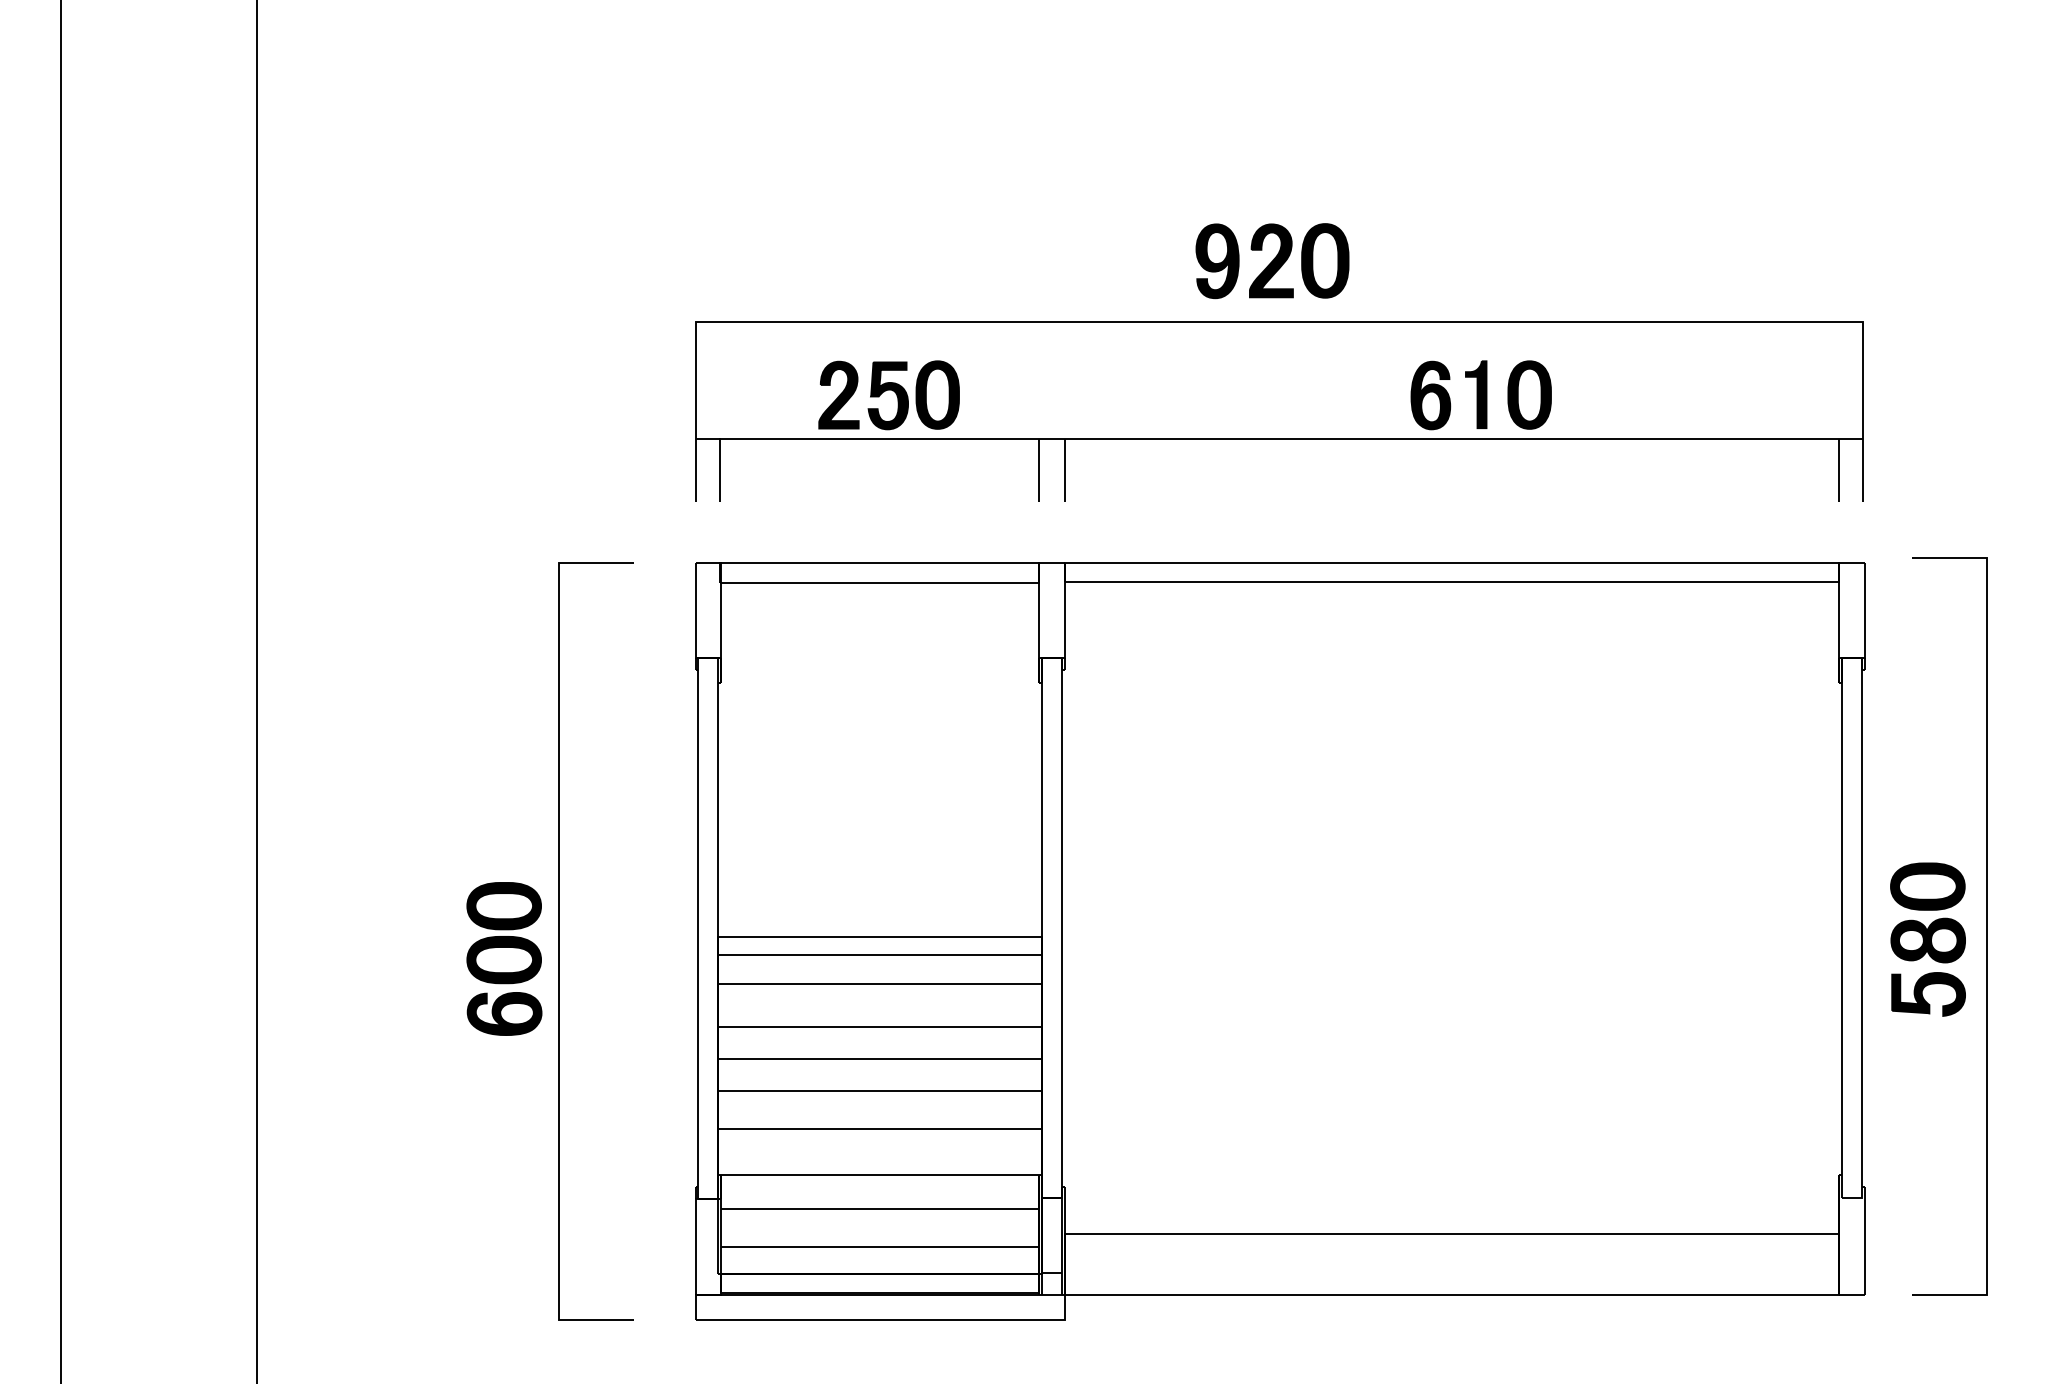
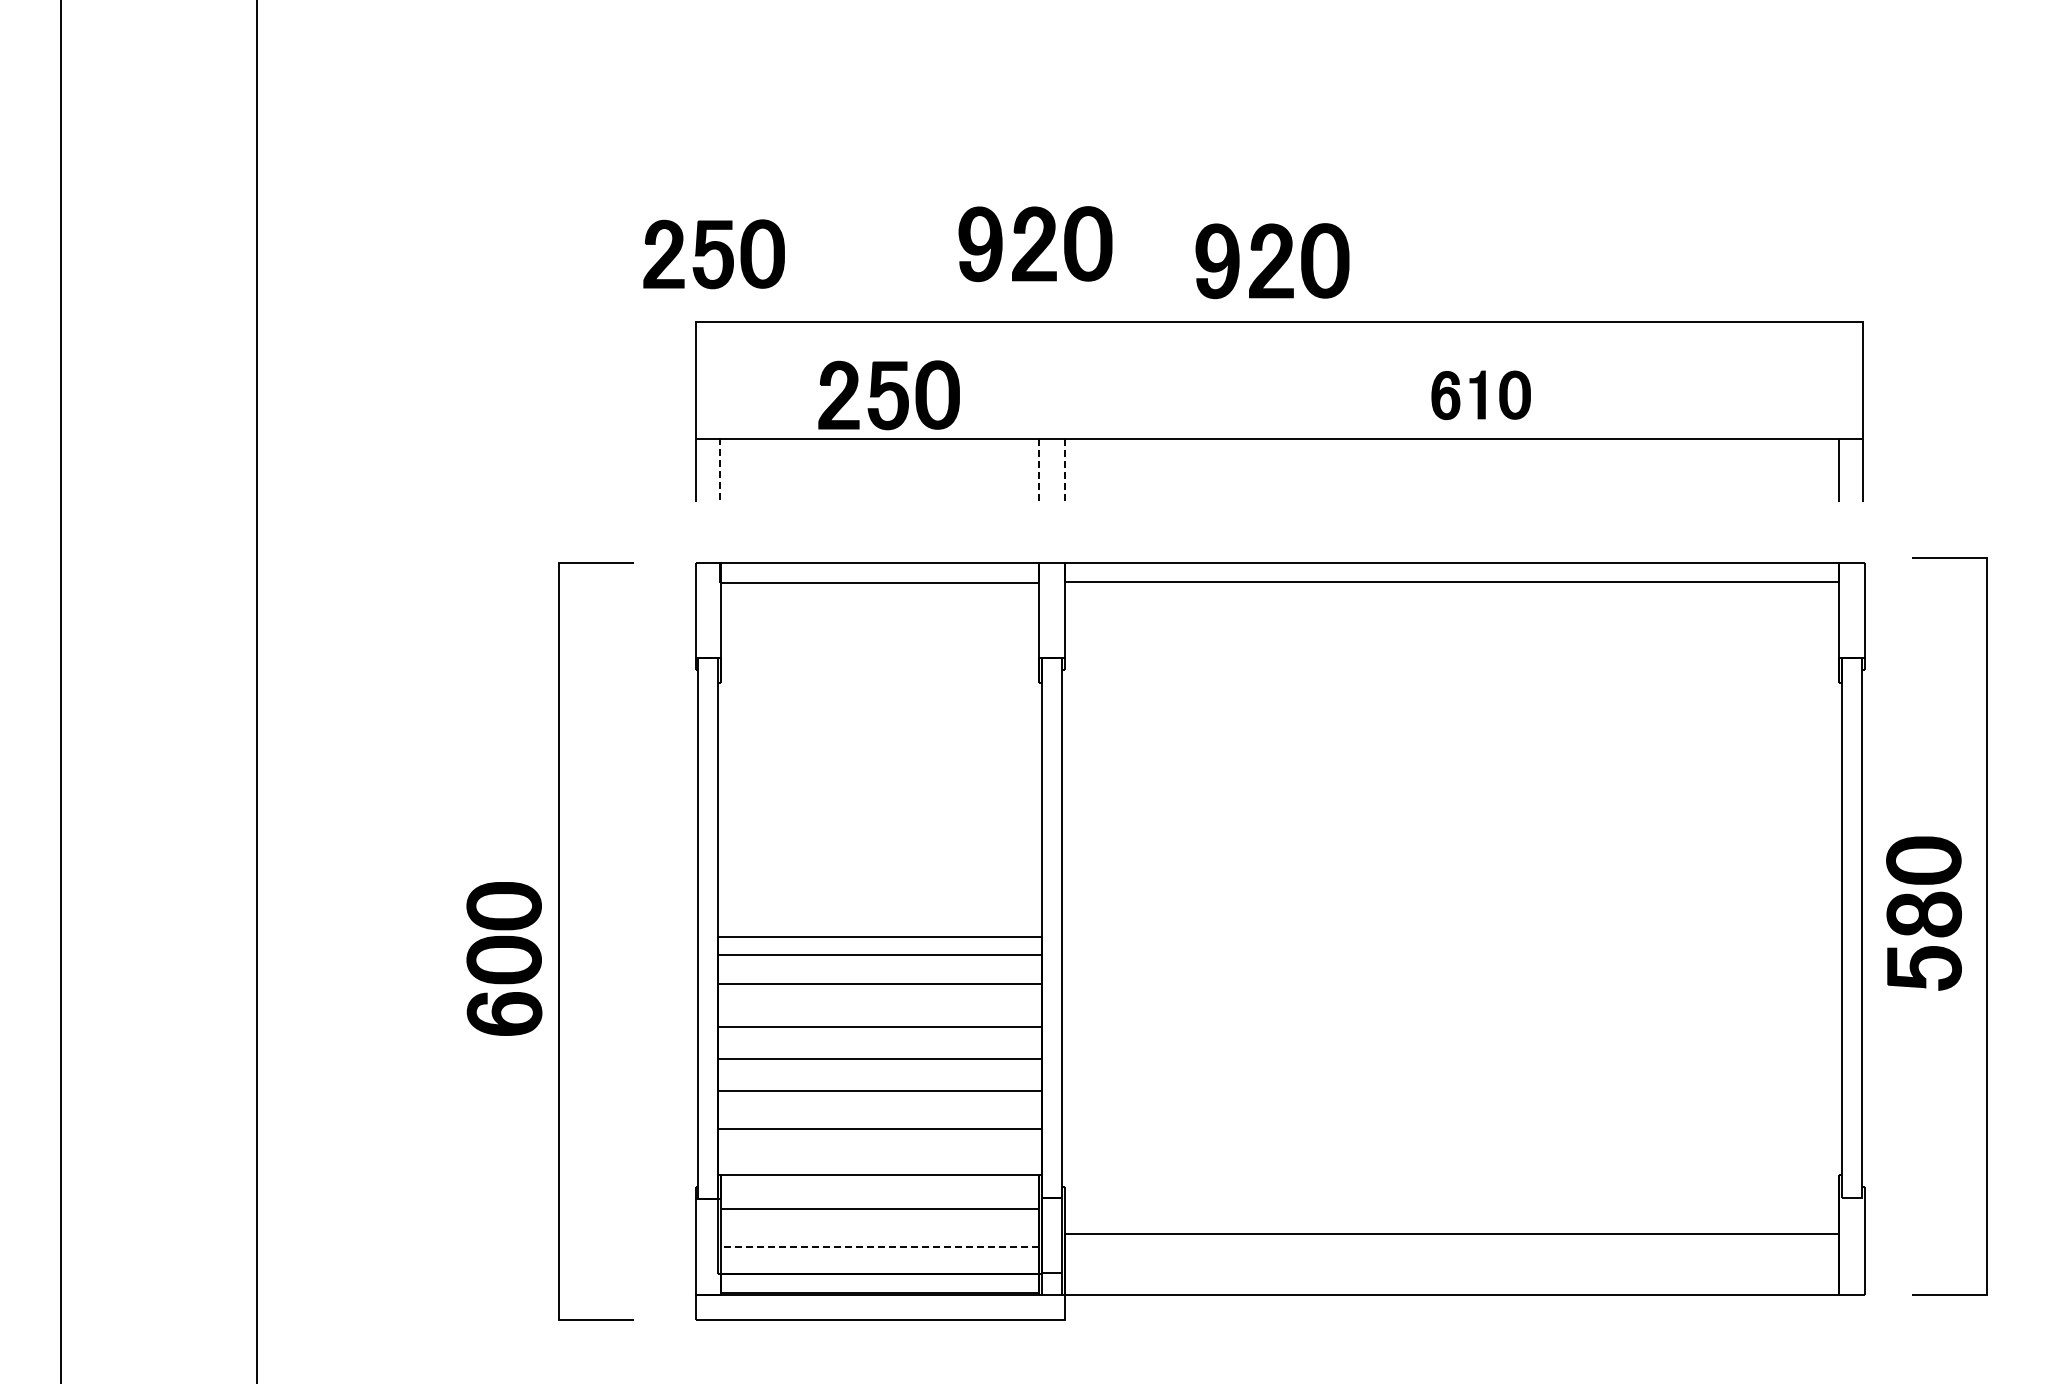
part: none -> present (1035, 244)
part: none -> present (713, 254)
part size: 142x71 px -> 100x51 px (1480, 395)
line: solid -> dashed (719, 470)
line: solid -> dashed (1039, 470)
line: solid -> dashed (1064, 470)
part position: (1927, 939) -> (1923, 913) (1923, 913)
line: solid -> dashed (879, 1247)
